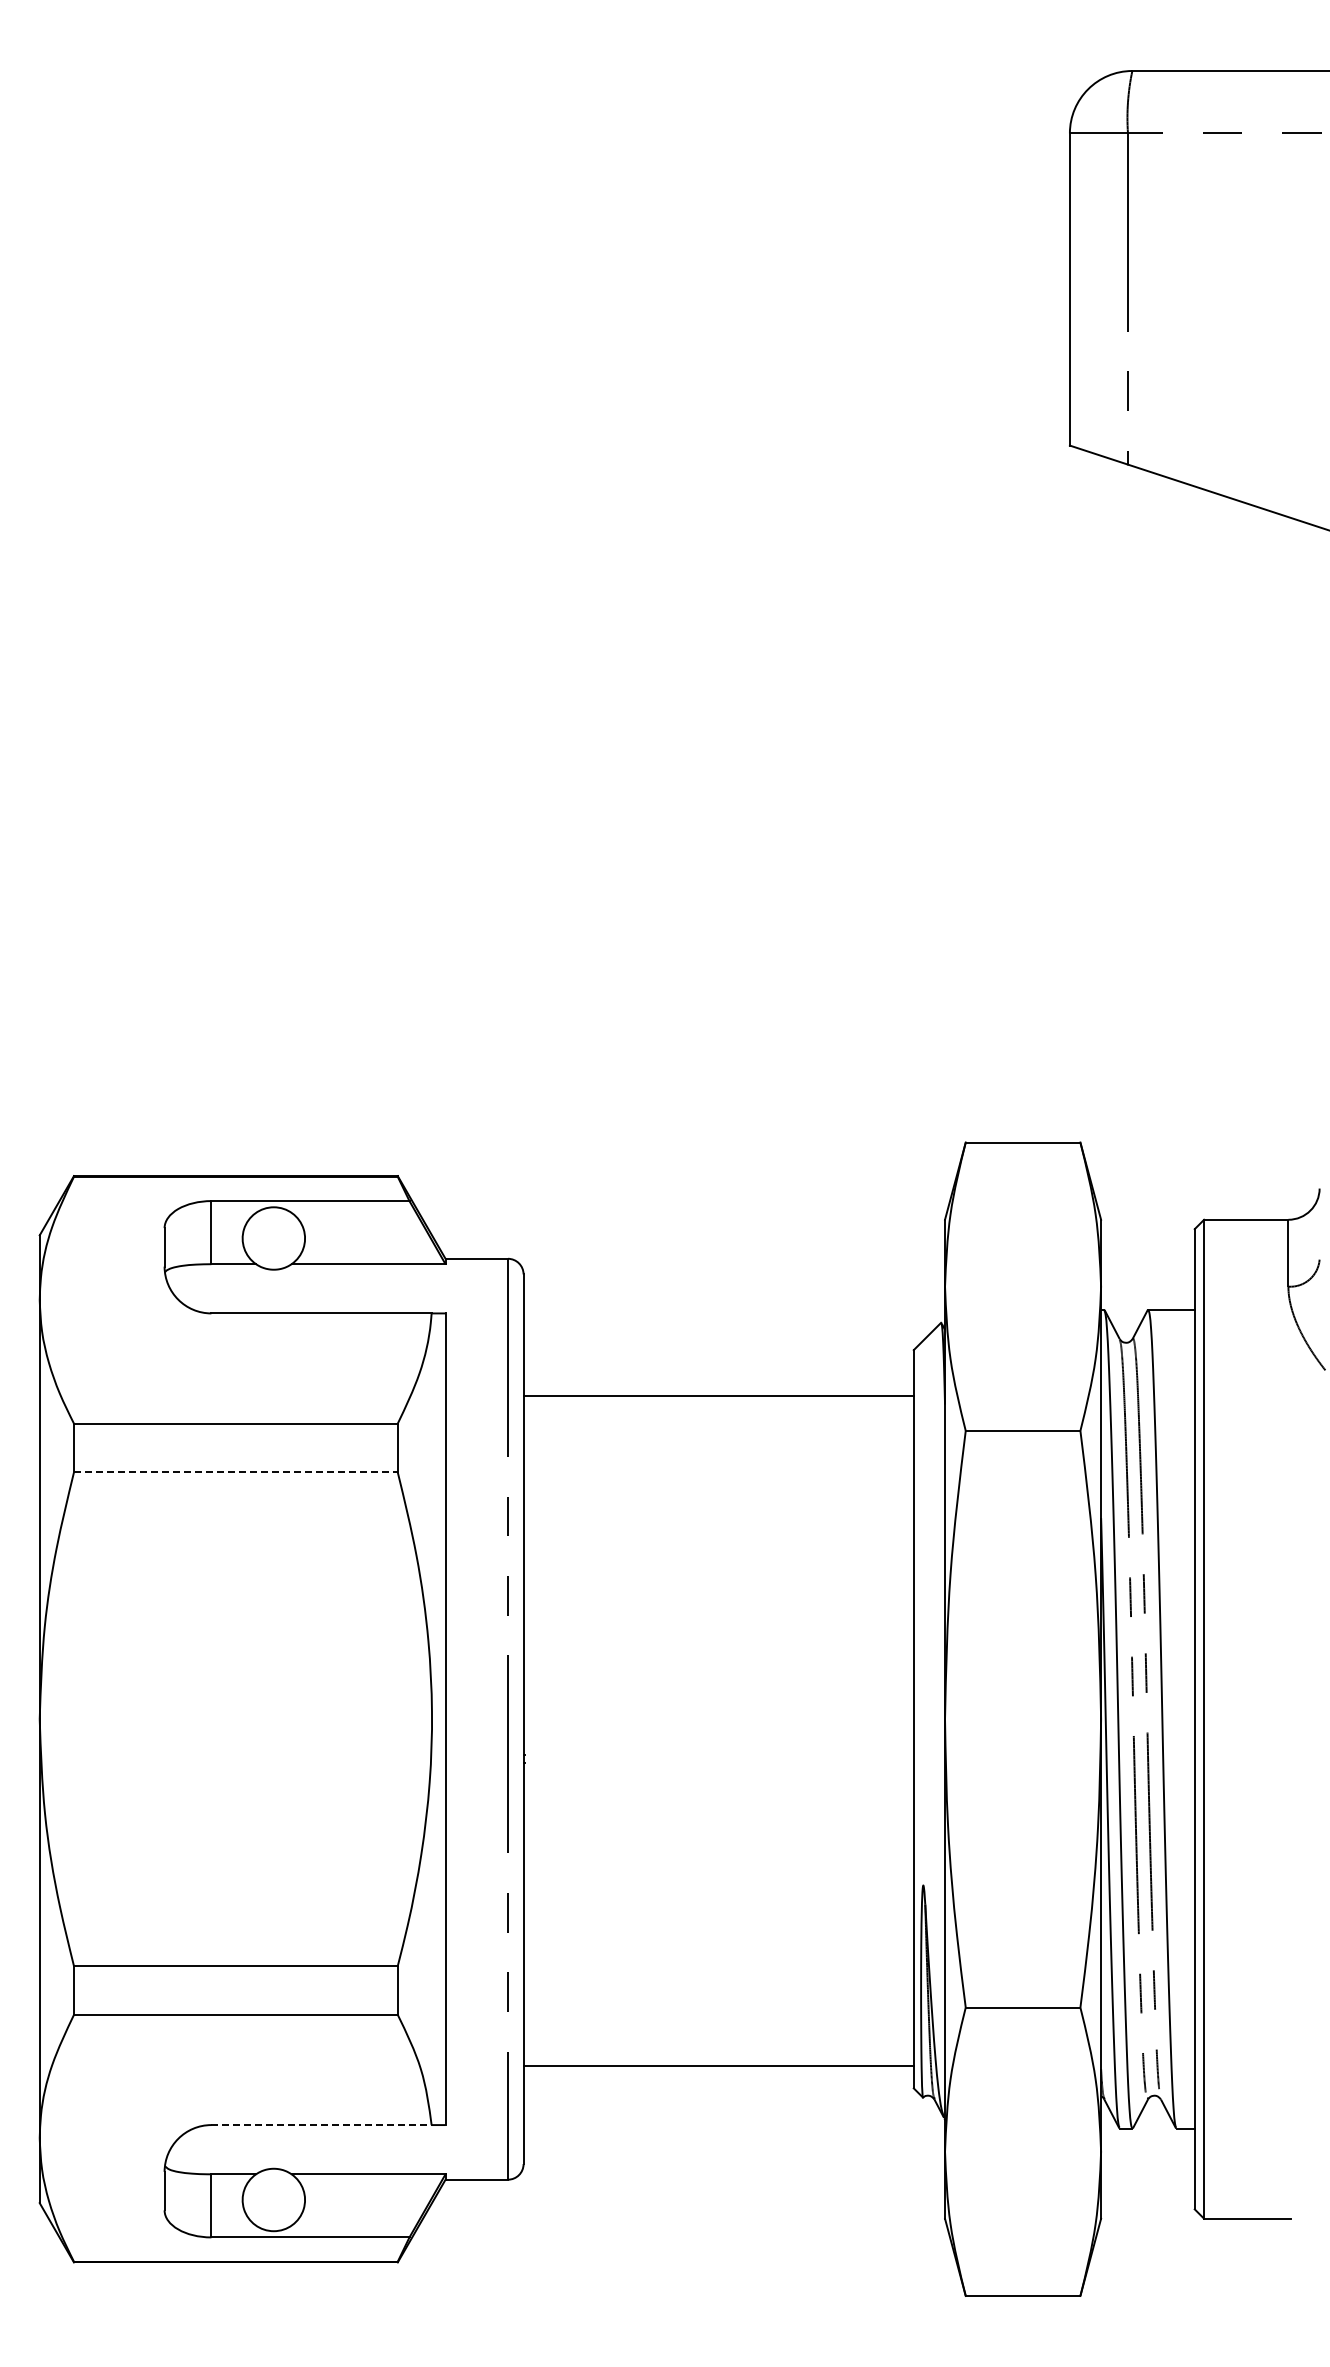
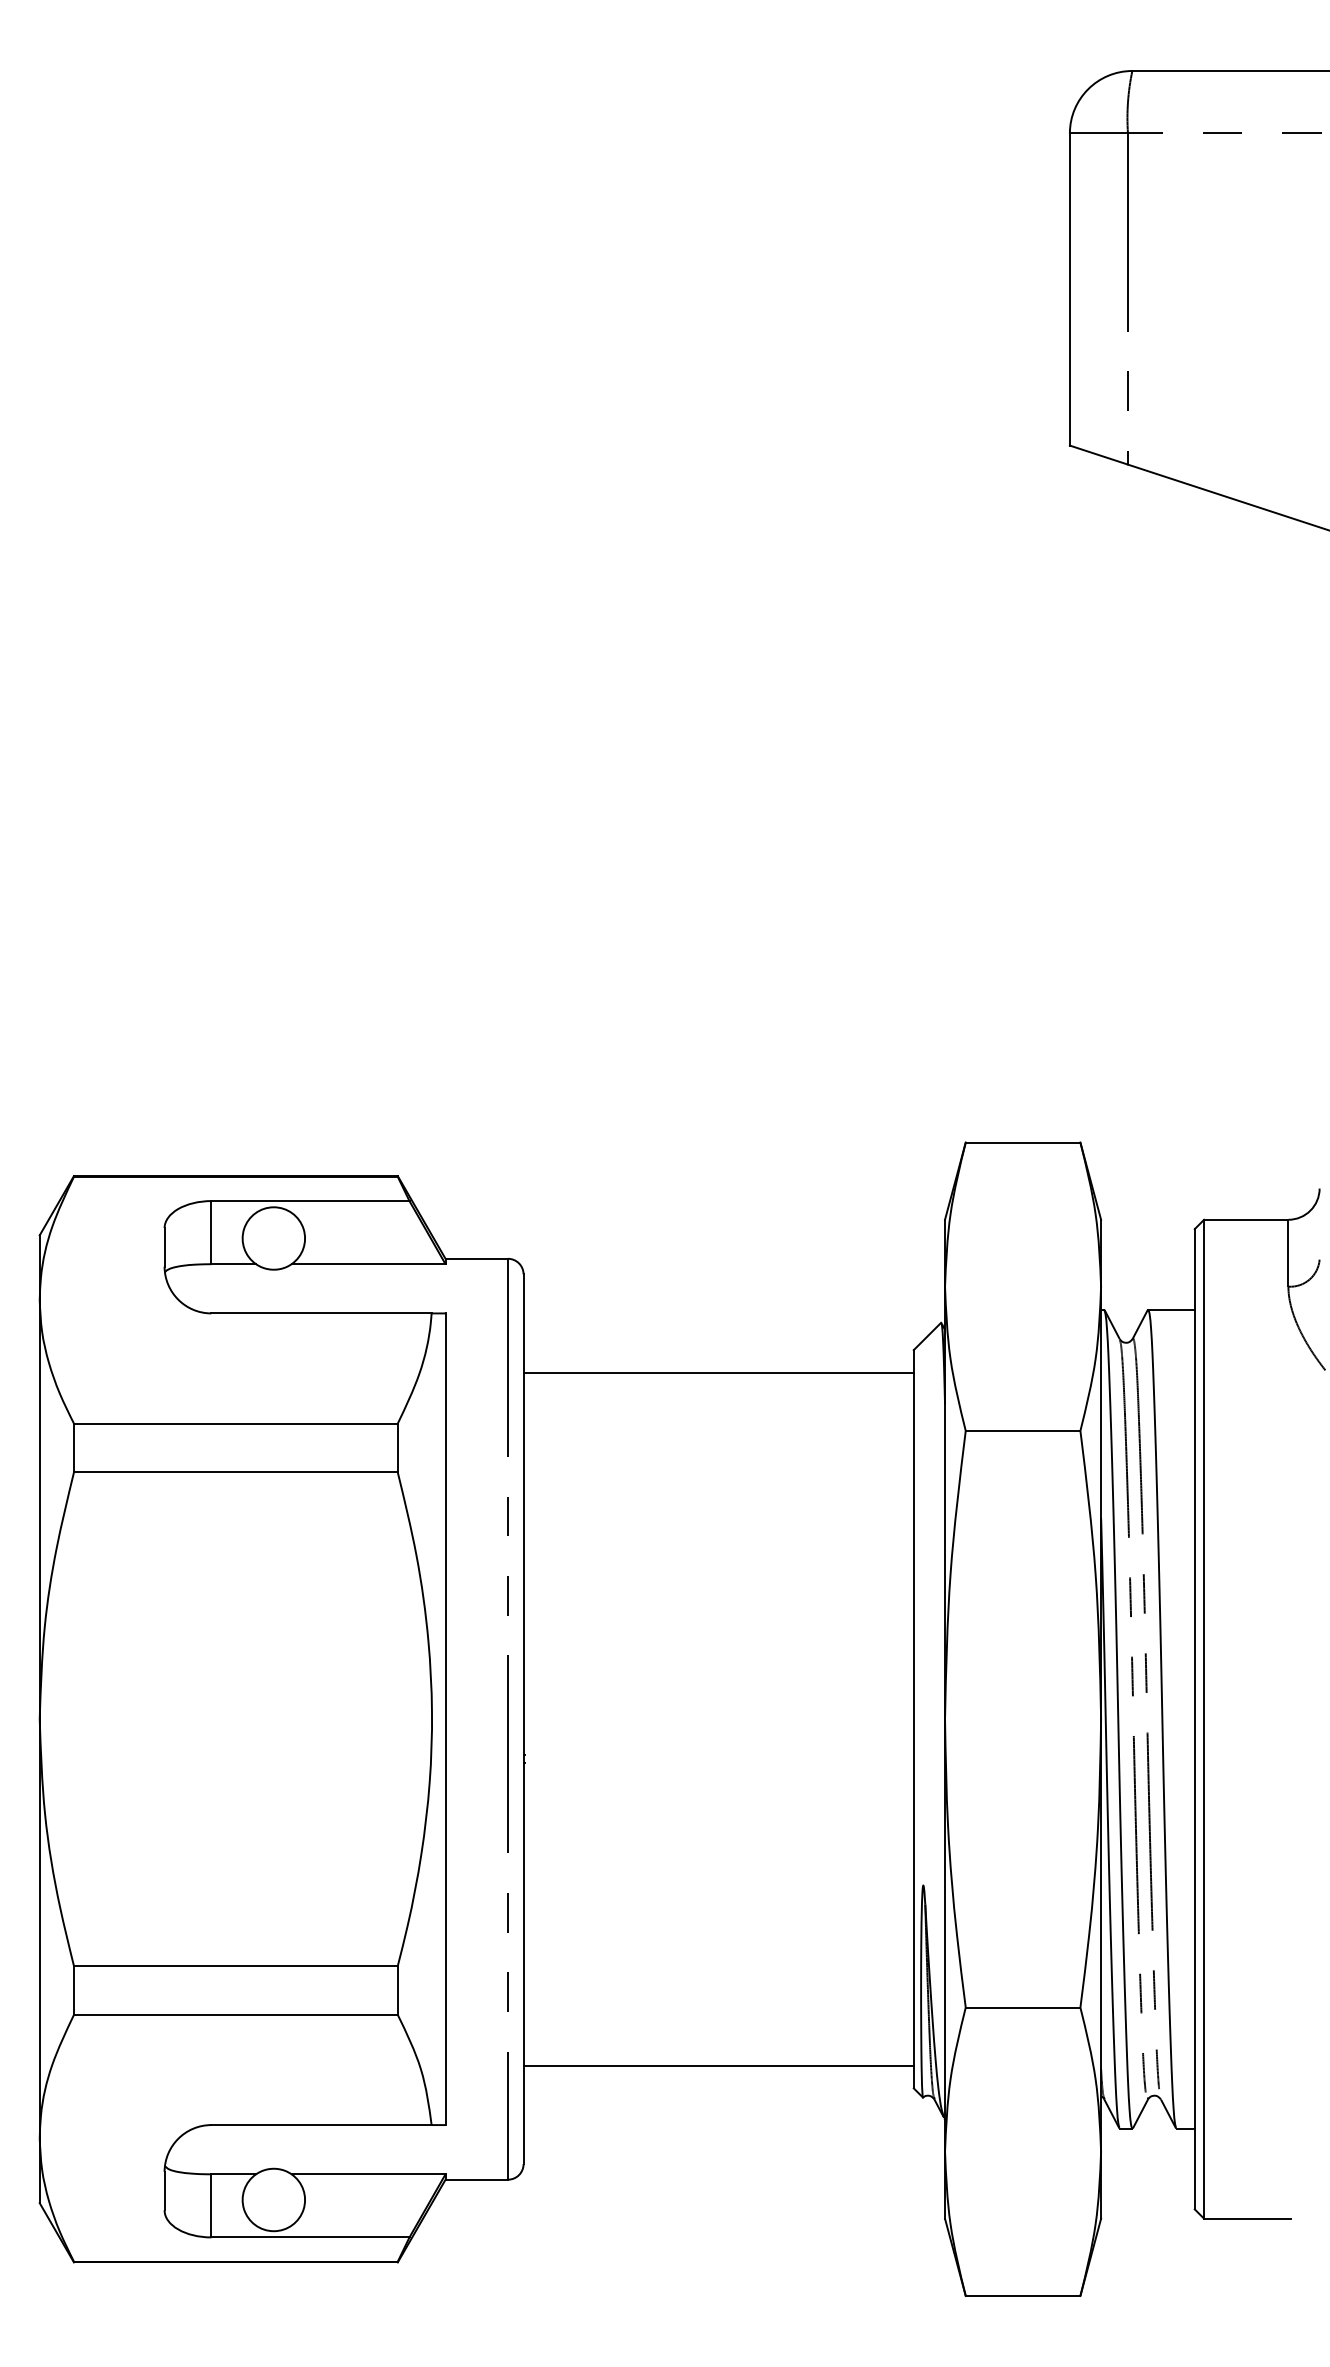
line position: (718, 1395) -> (718, 1372) (718, 1372)
line: dashed -> solid (235, 1472)
line: dashed -> solid (322, 2125)
